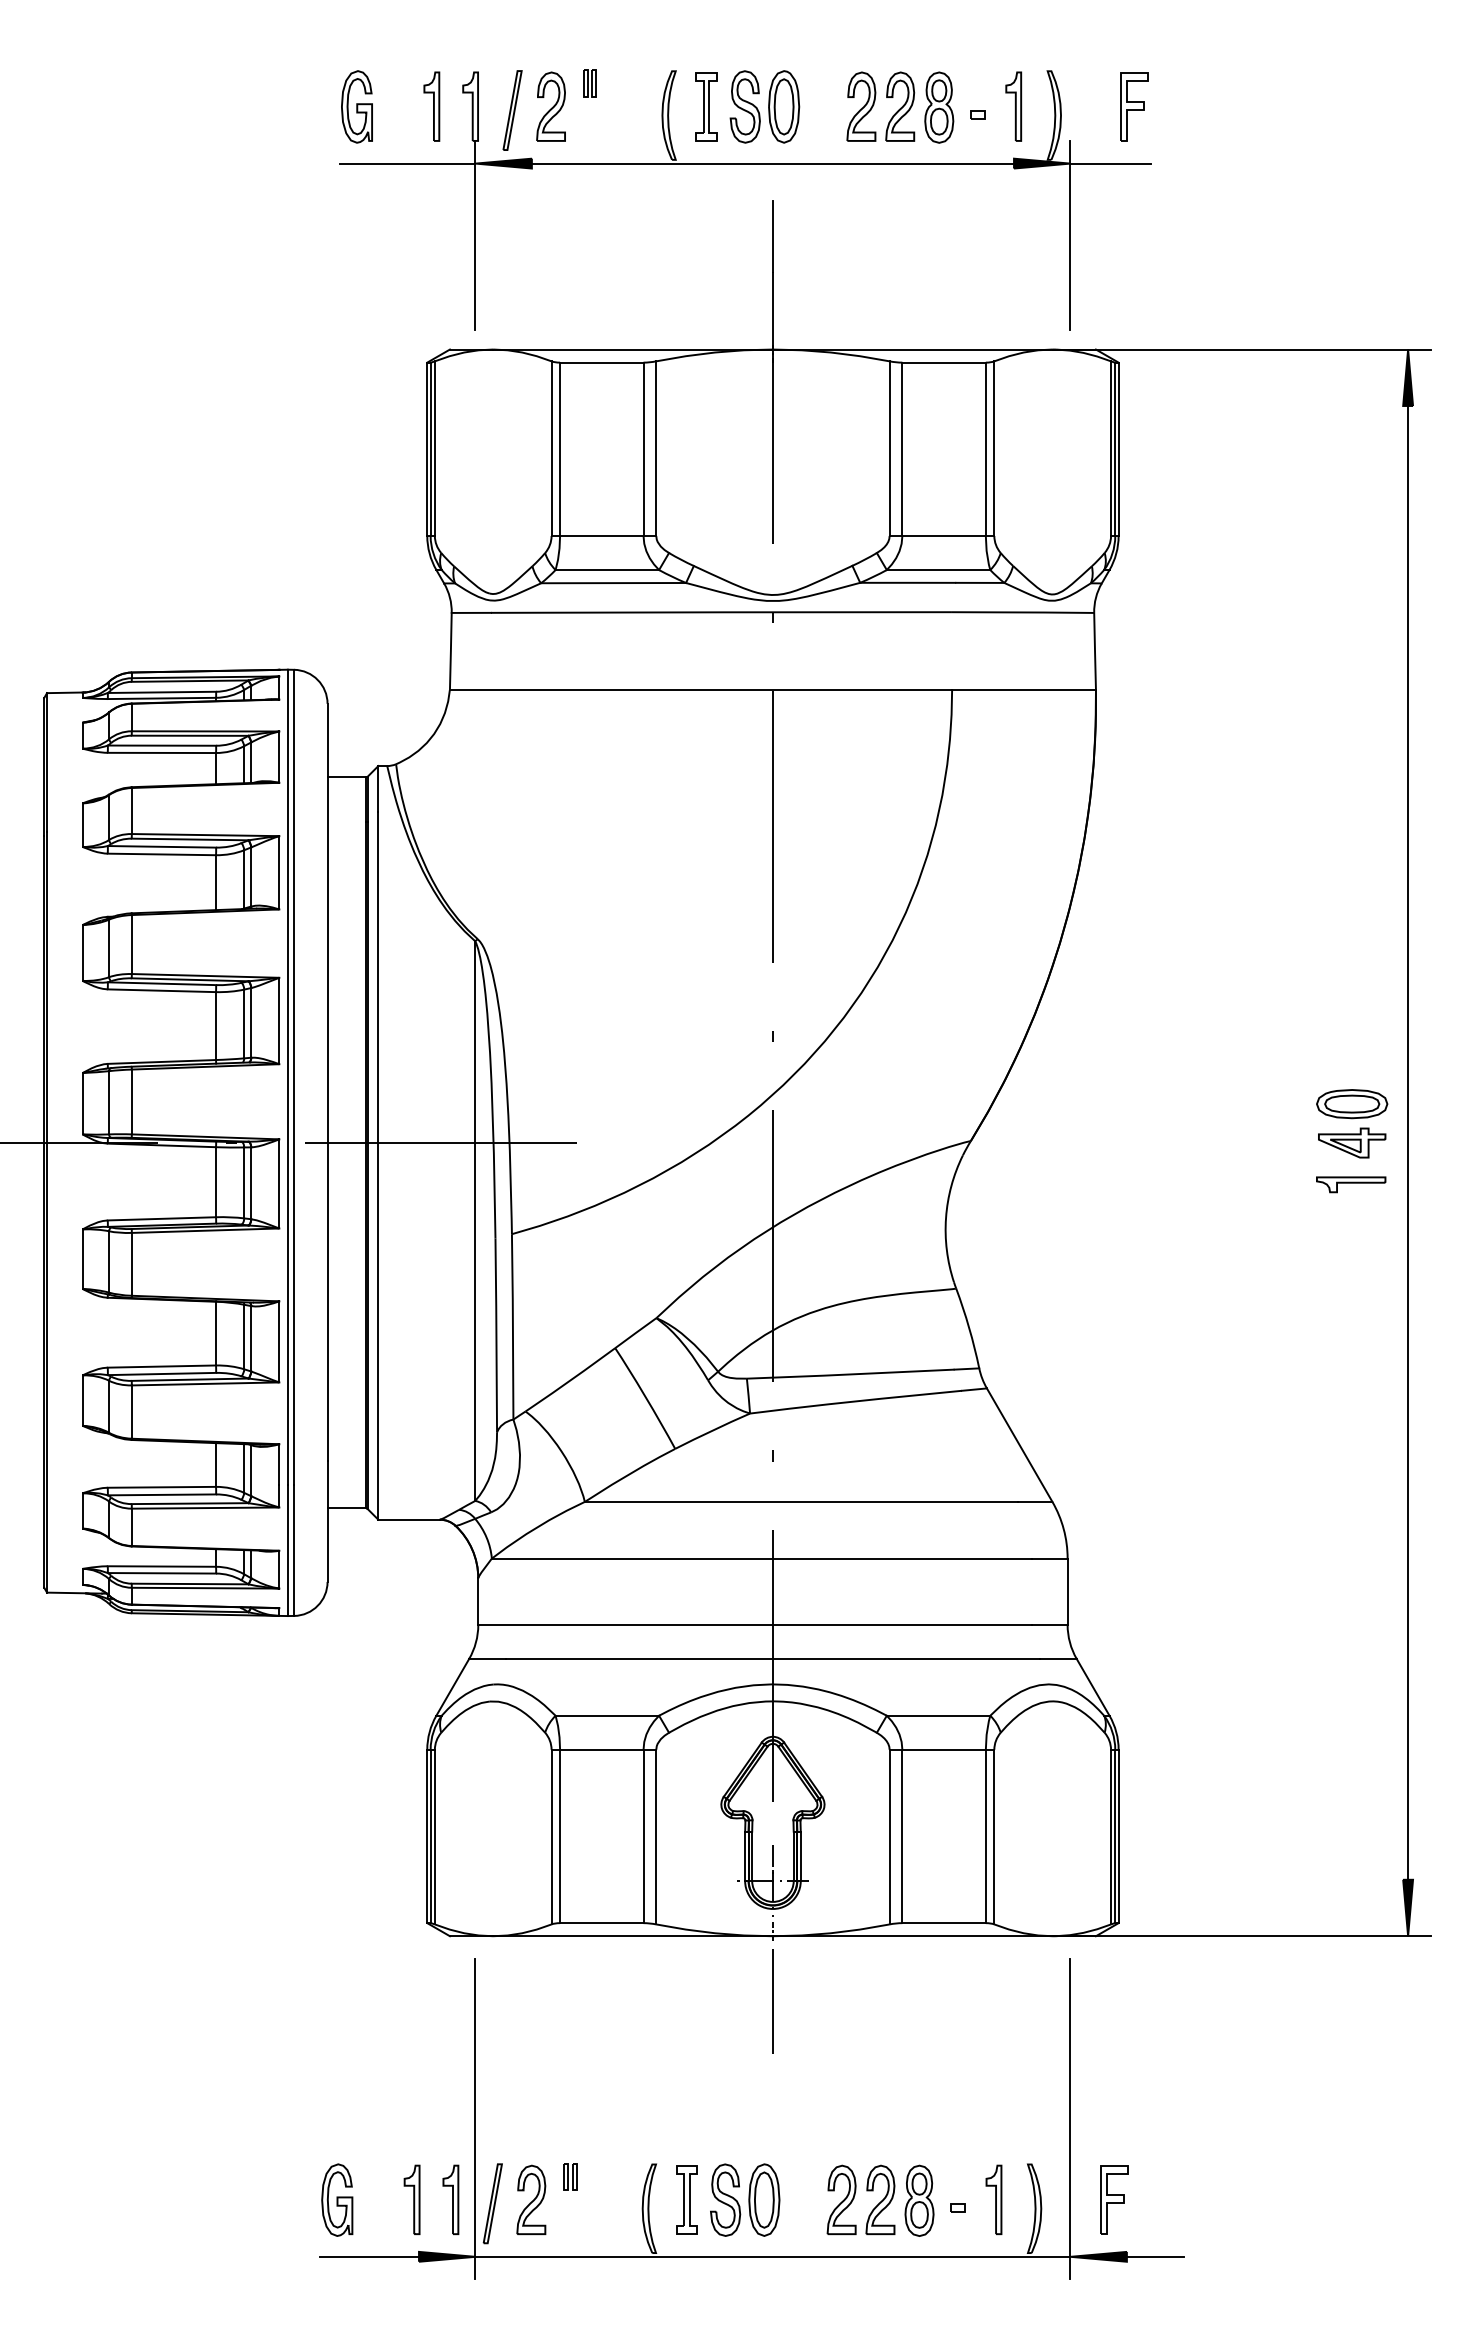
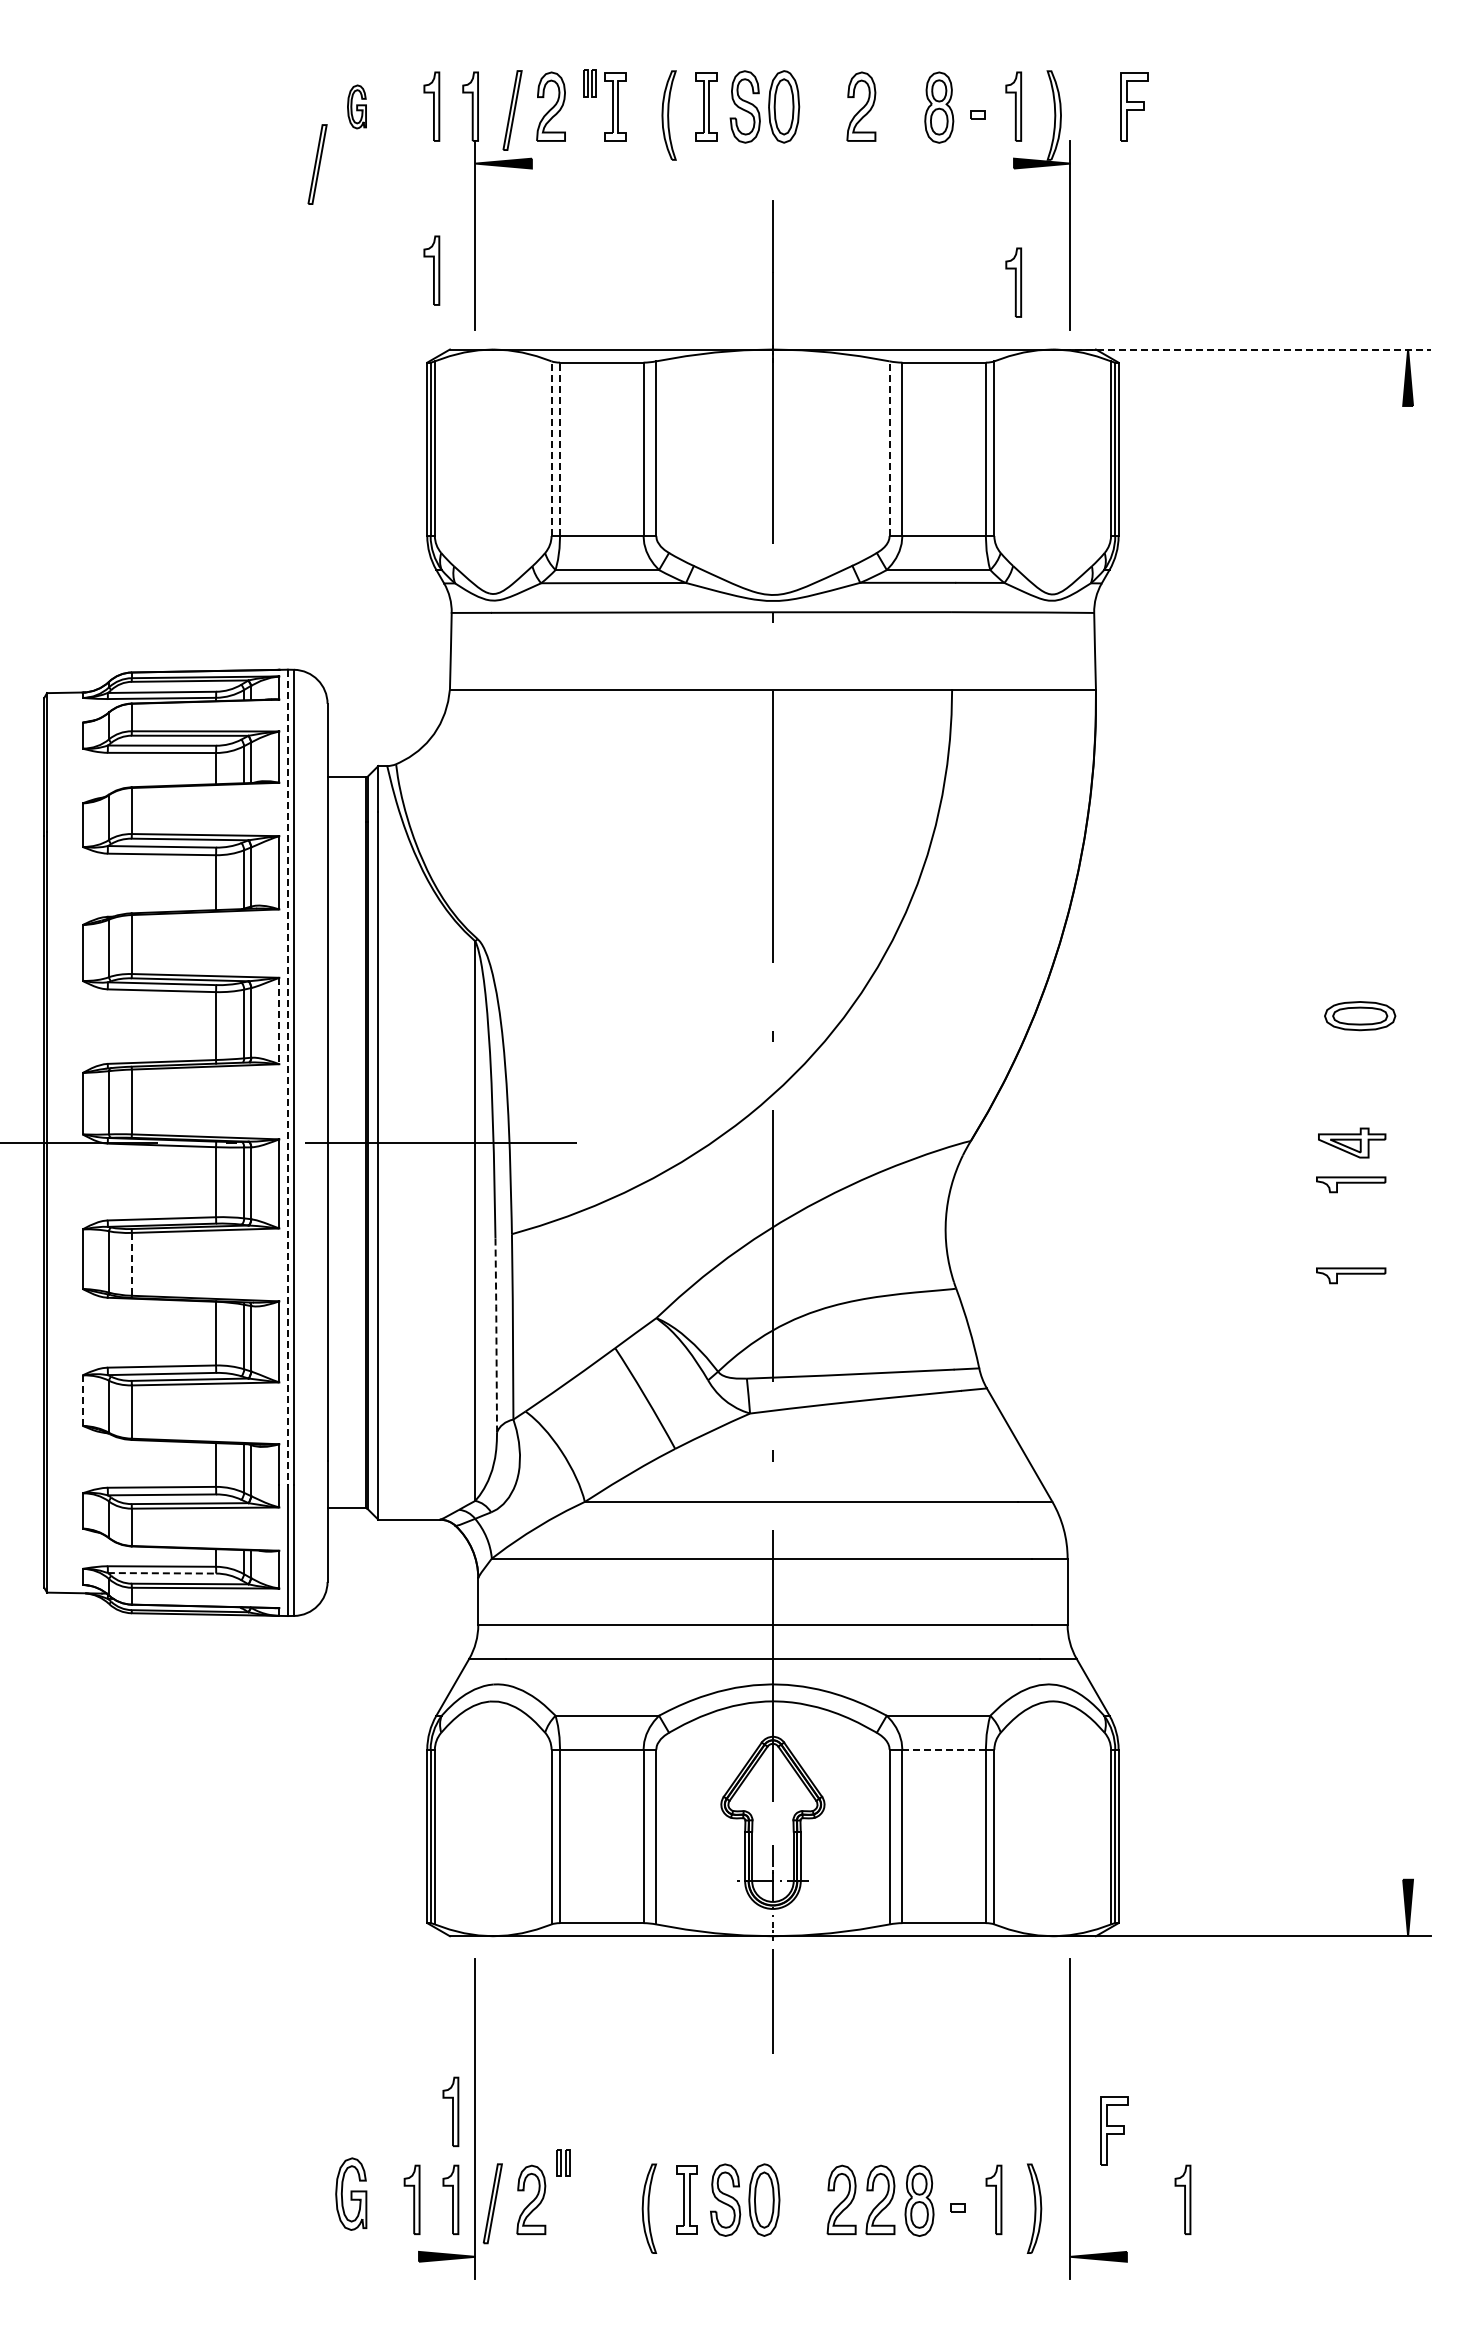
part size: 32x74 px -> 20x46 px (356, 106)
part: none -> present (615, 106)
part: present -> none (900, 106)
line: present -> none (407, 163)
line: present -> none (772, 163)
line: present -> none (1110, 163)
part: none -> present (317, 164)
part: none -> present (431, 270)
part: none -> present (1013, 282)
line: solid -> dashed (1242, 349)
line: solid -> dashed (551, 448)
line: solid -> dashed (889, 448)
line: solid -> dashed (560, 449)
line: solid -> dashed (279, 1021)
line: solid -> dashed (287, 1077)
part position: (1352, 1104) -> (1360, 1016) (1360, 1016)
line: present -> none (1408, 1142)
line: solid -> dashed (131, 1264)
part: none -> present (1351, 1275)
line: solid -> dashed (496, 1334)
line: solid -> dashed (82, 1401)
line: solid -> dashed (162, 1573)
line: solid -> dashed (944, 1749)
part: none -> present (450, 2111)
part position: (570, 2176) -> (563, 2162) (563, 2162)
part position: (337, 2199) -> (351, 2193) (351, 2193)
part position: (1114, 2199) -> (1114, 2130) (1114, 2130)
part: none -> present (1182, 2199)
line: present -> none (369, 2256)
line: present -> none (772, 2256)
line: present -> none (1154, 2256)
